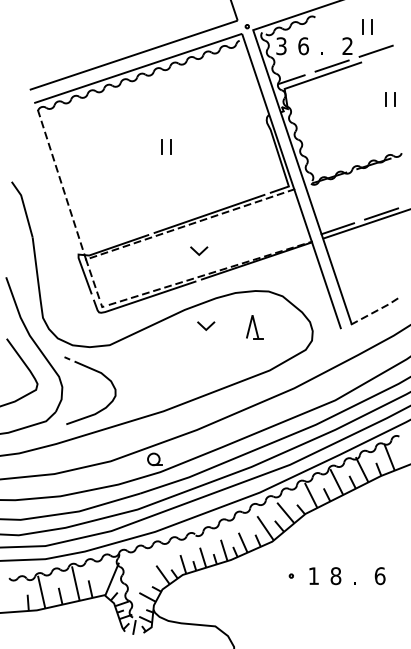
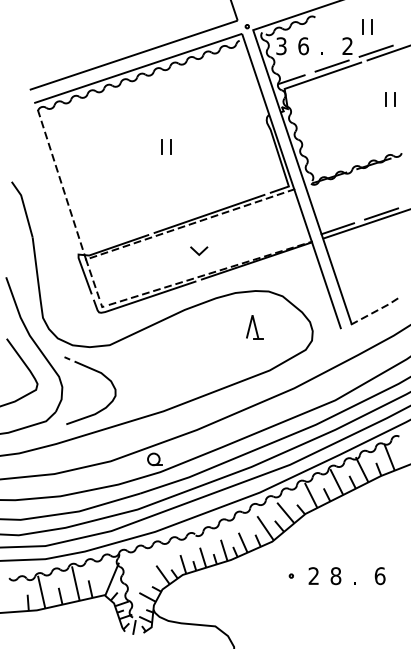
line: none -> present (387, 53)
line: present -> none (208, 326)
text: 1 -> 2 (313, 575)
